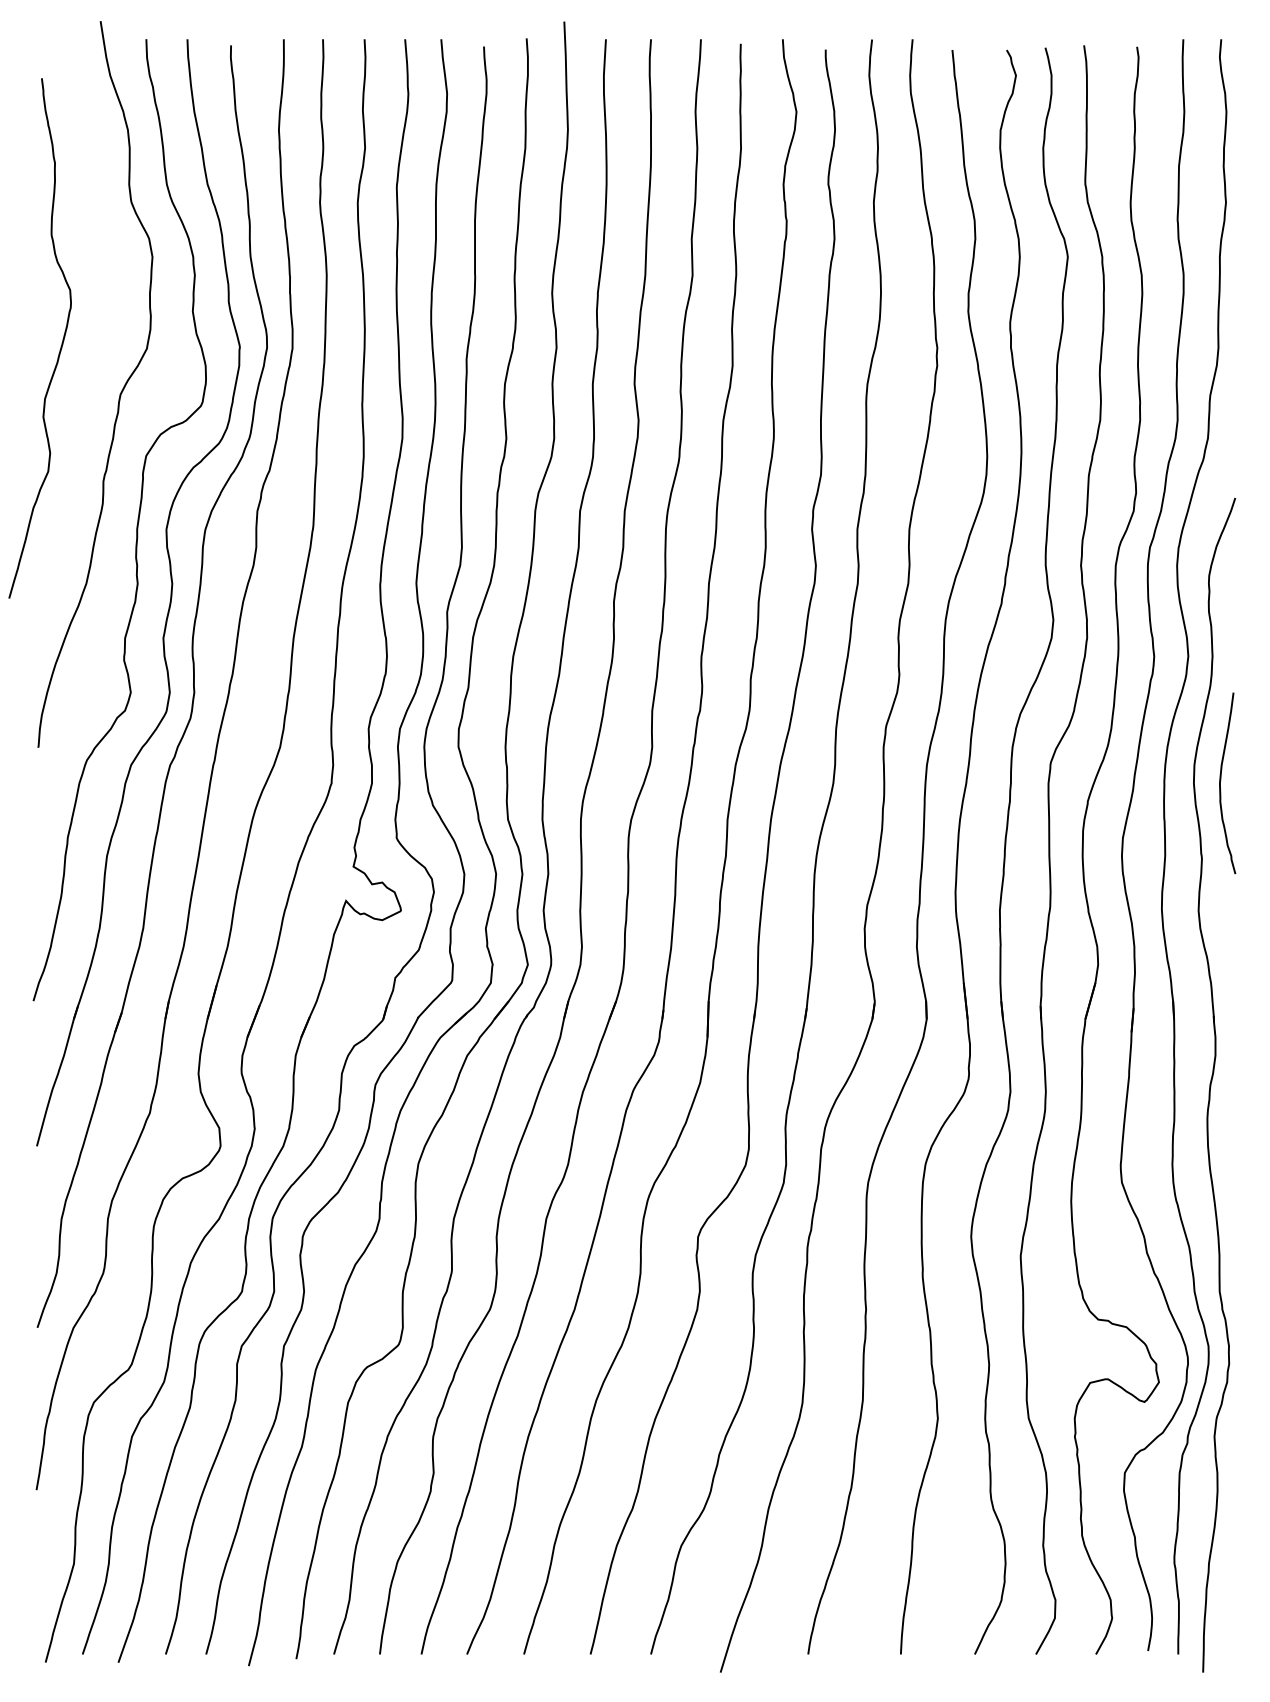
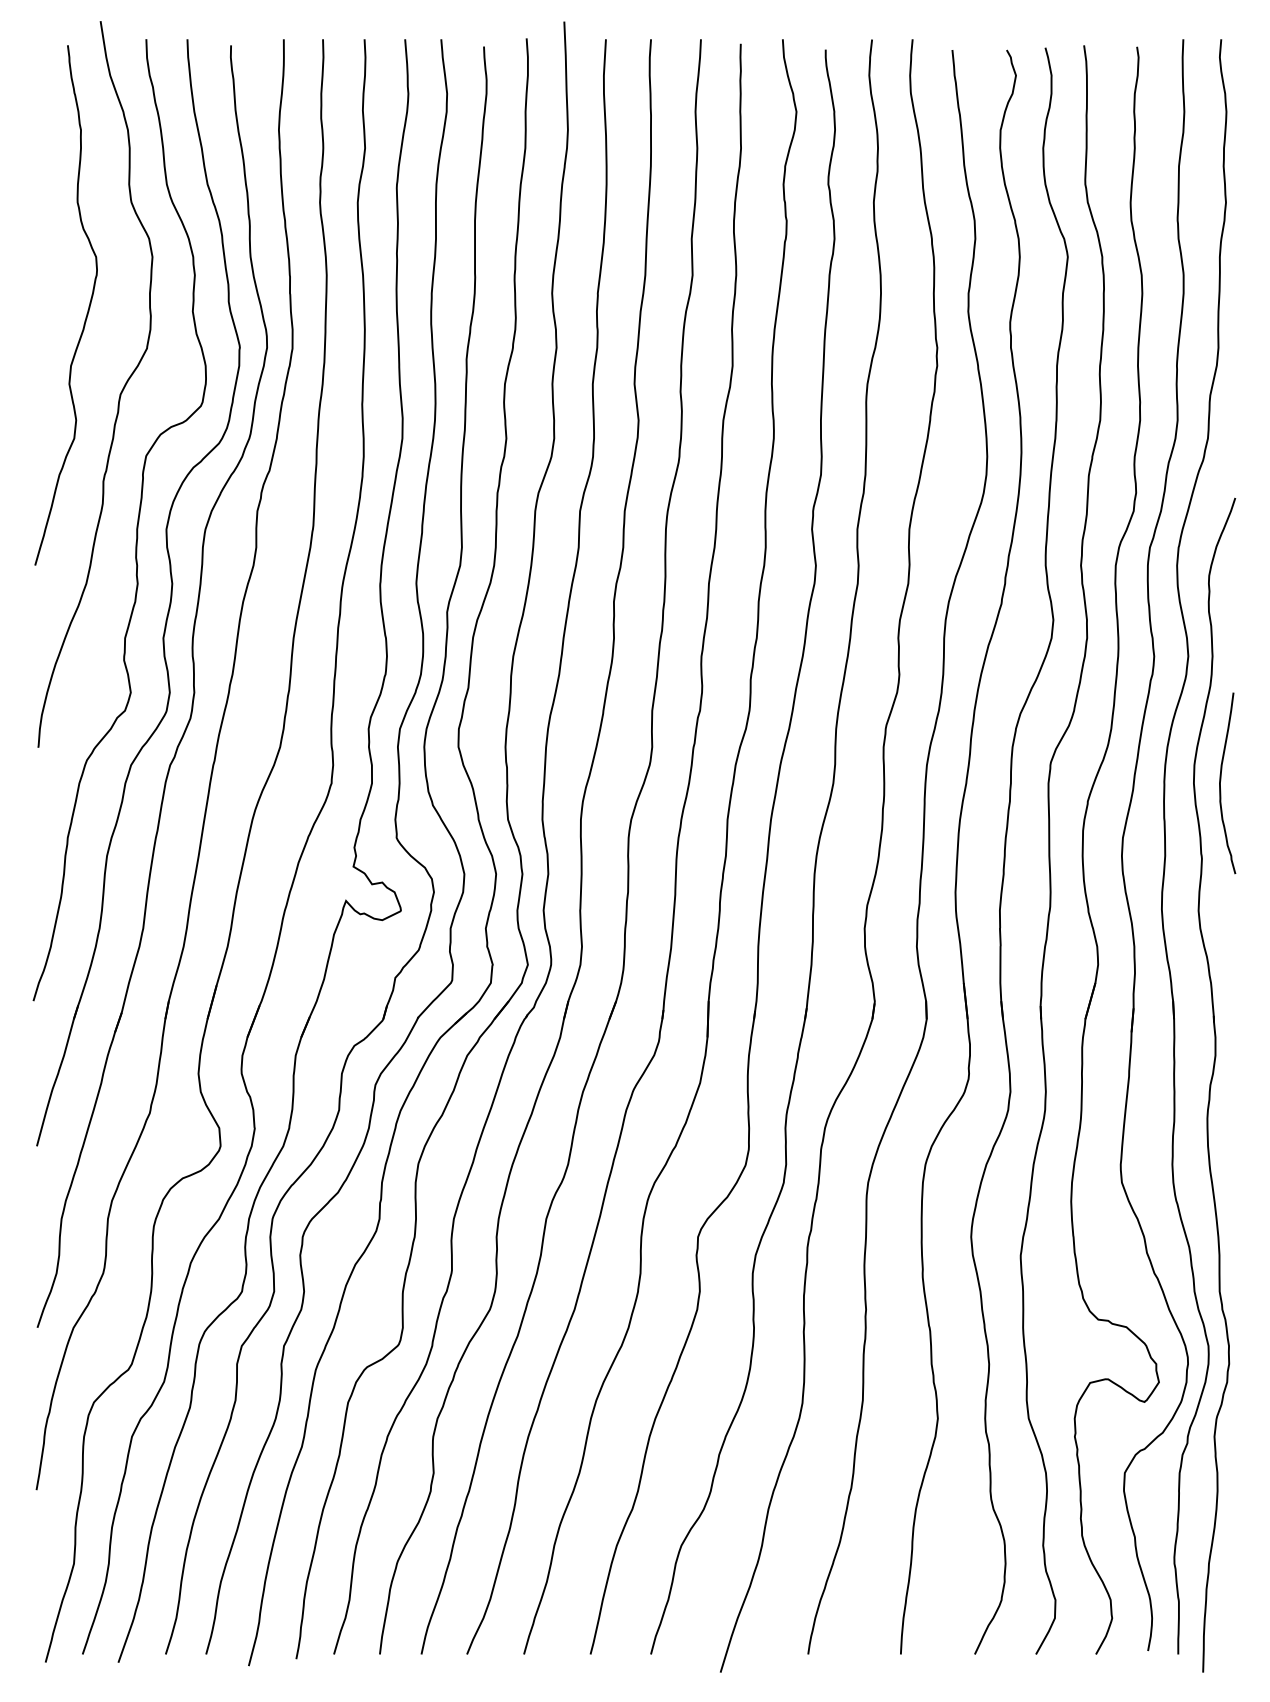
curve position: (60, 346) -> (86, 313) (86, 313)
